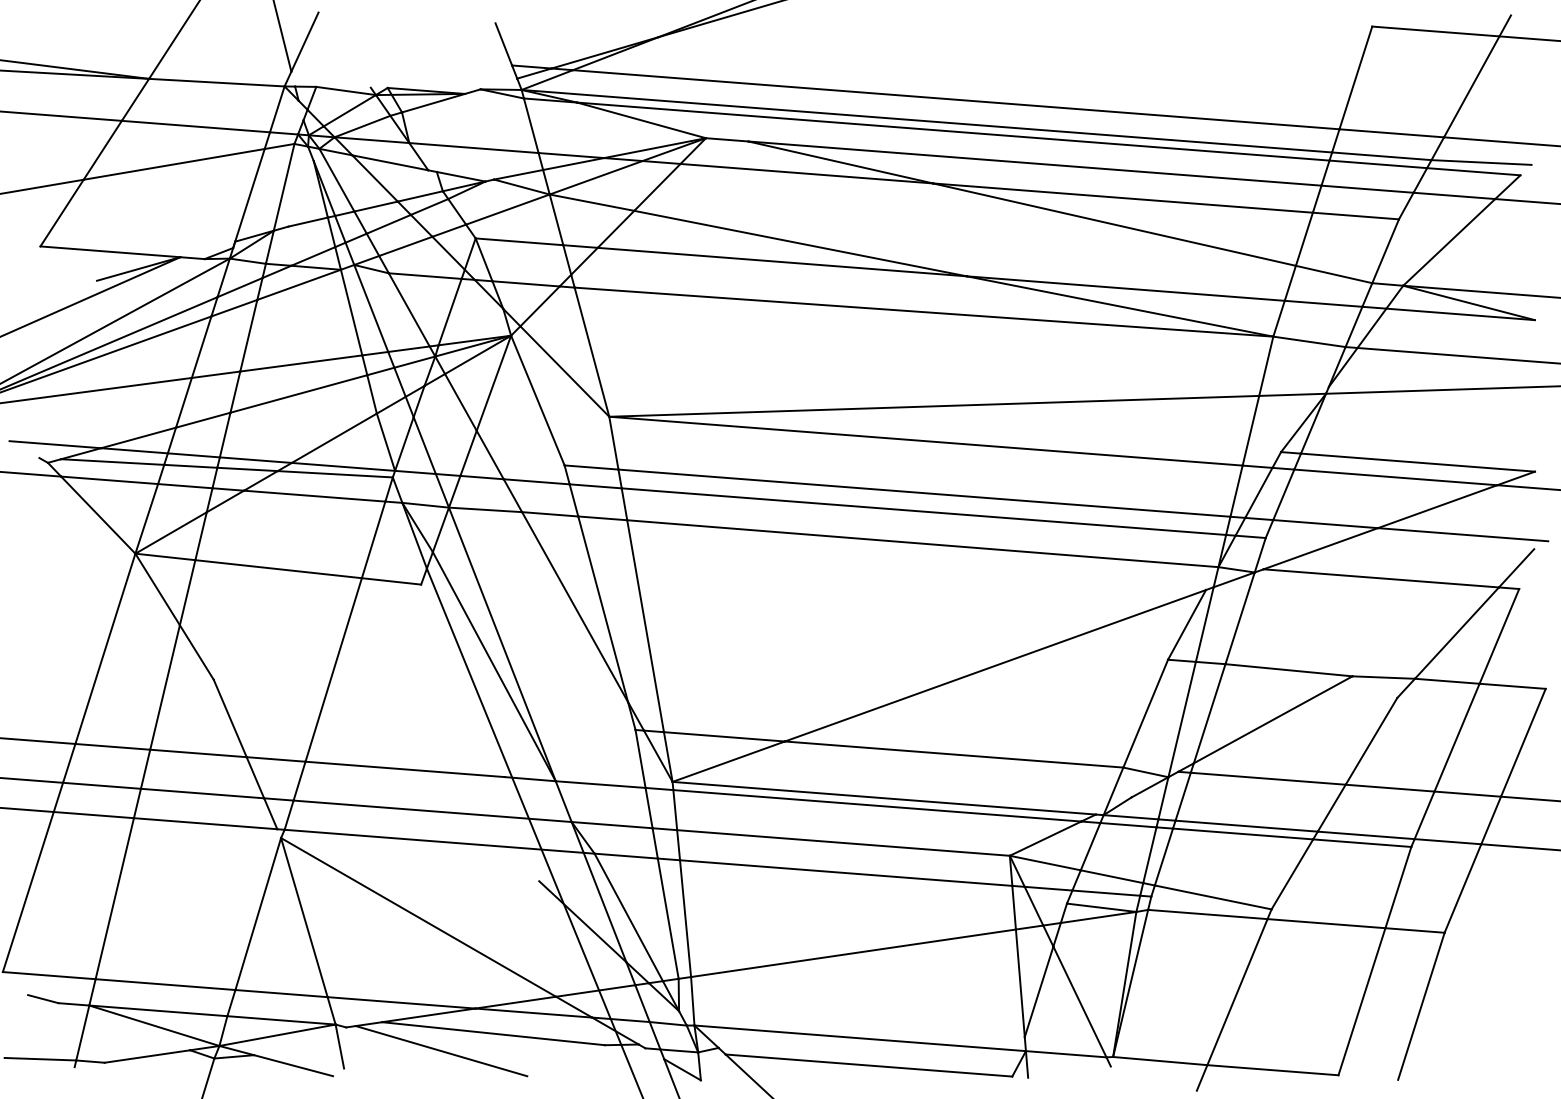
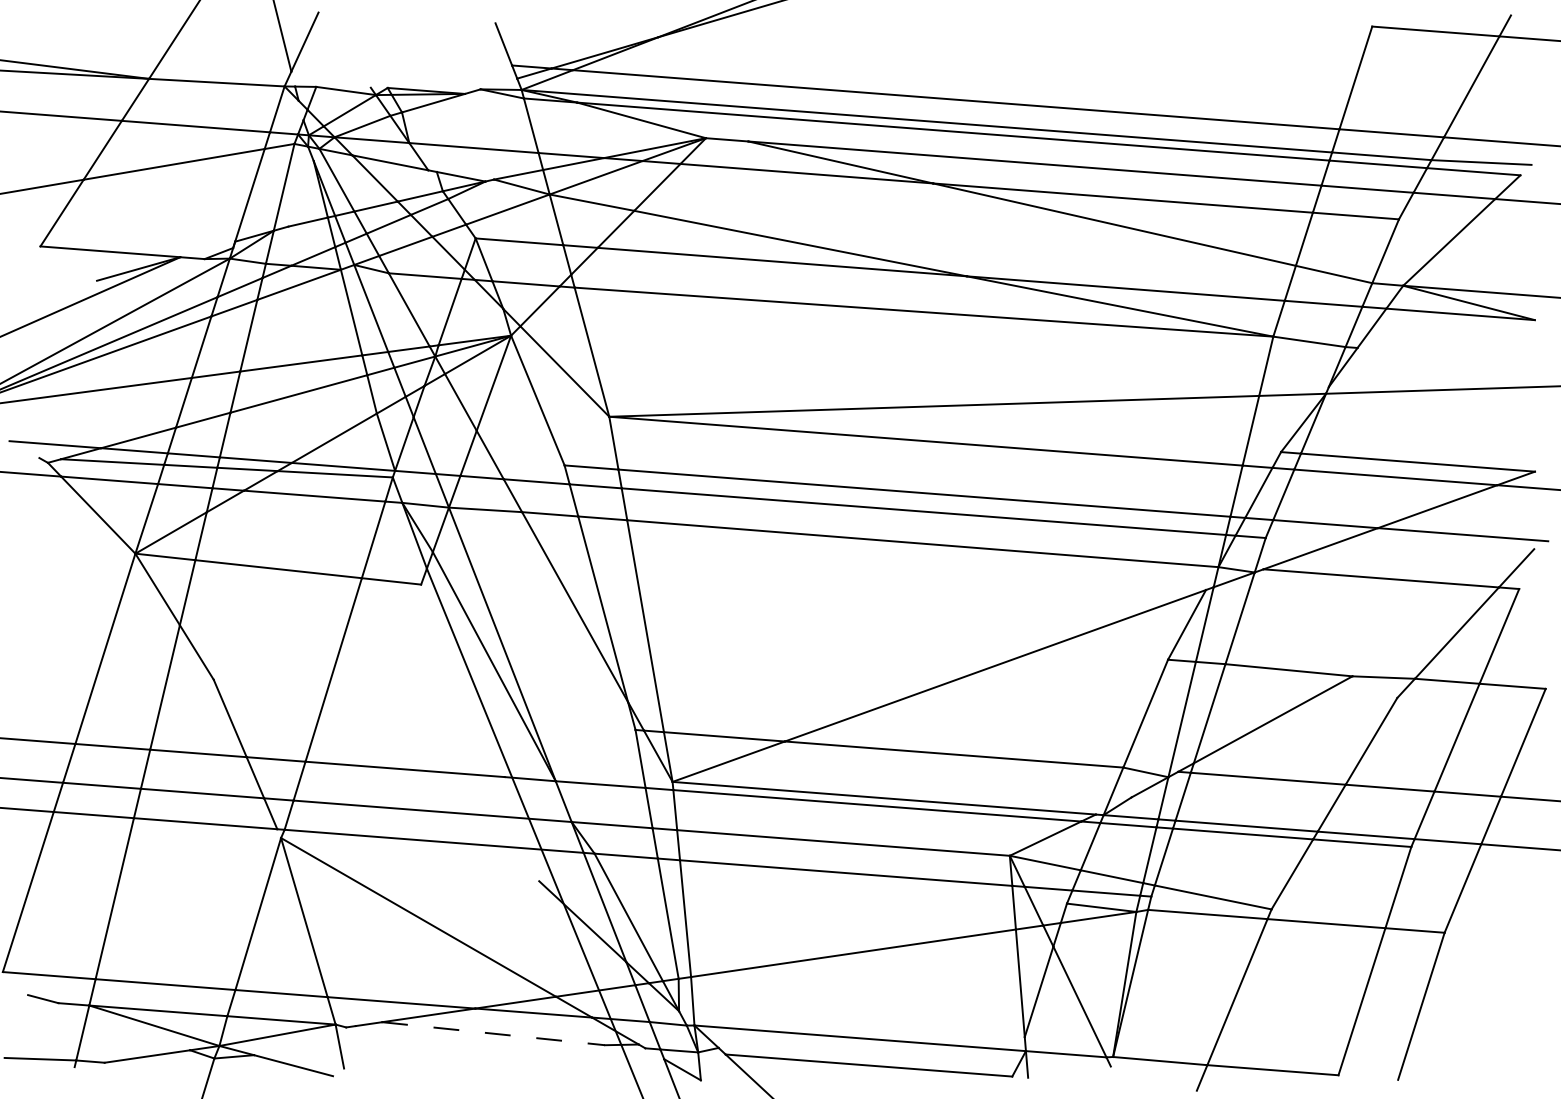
line: present -> none (1457, 355)
line: solid -> dashed (494, 1033)
line: present -> none (441, 1051)
